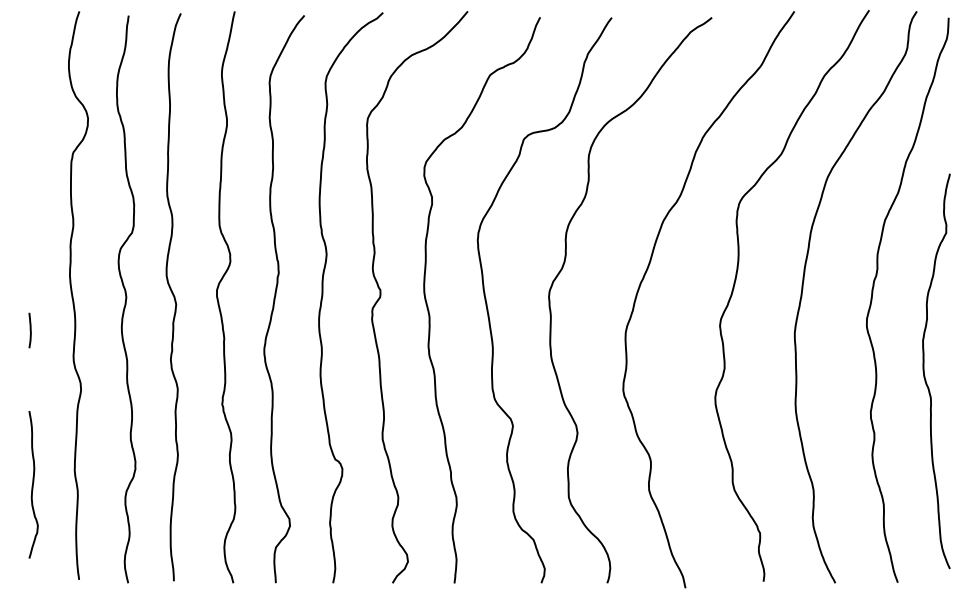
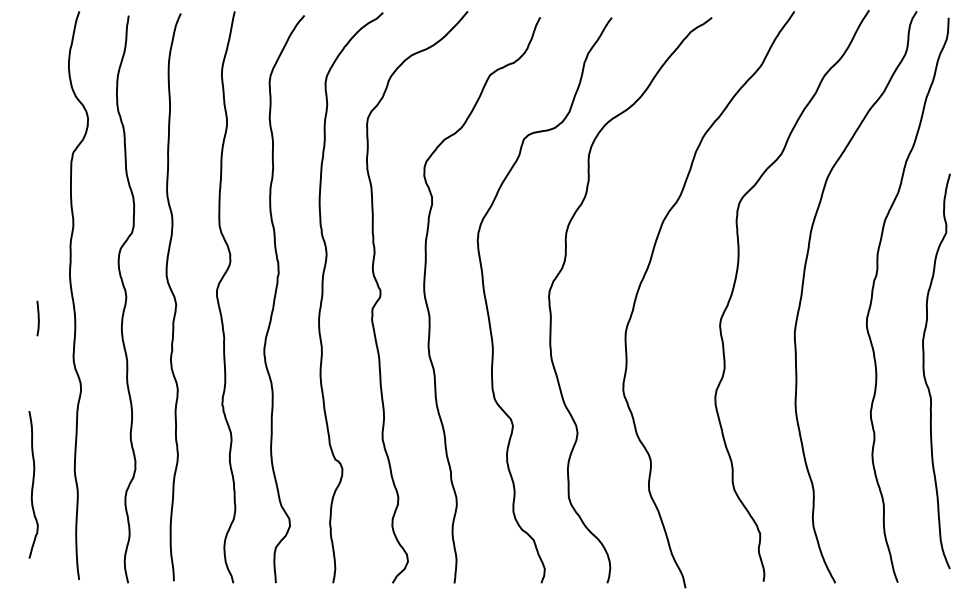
line position: (29, 330) -> (37, 318) (37, 318)
